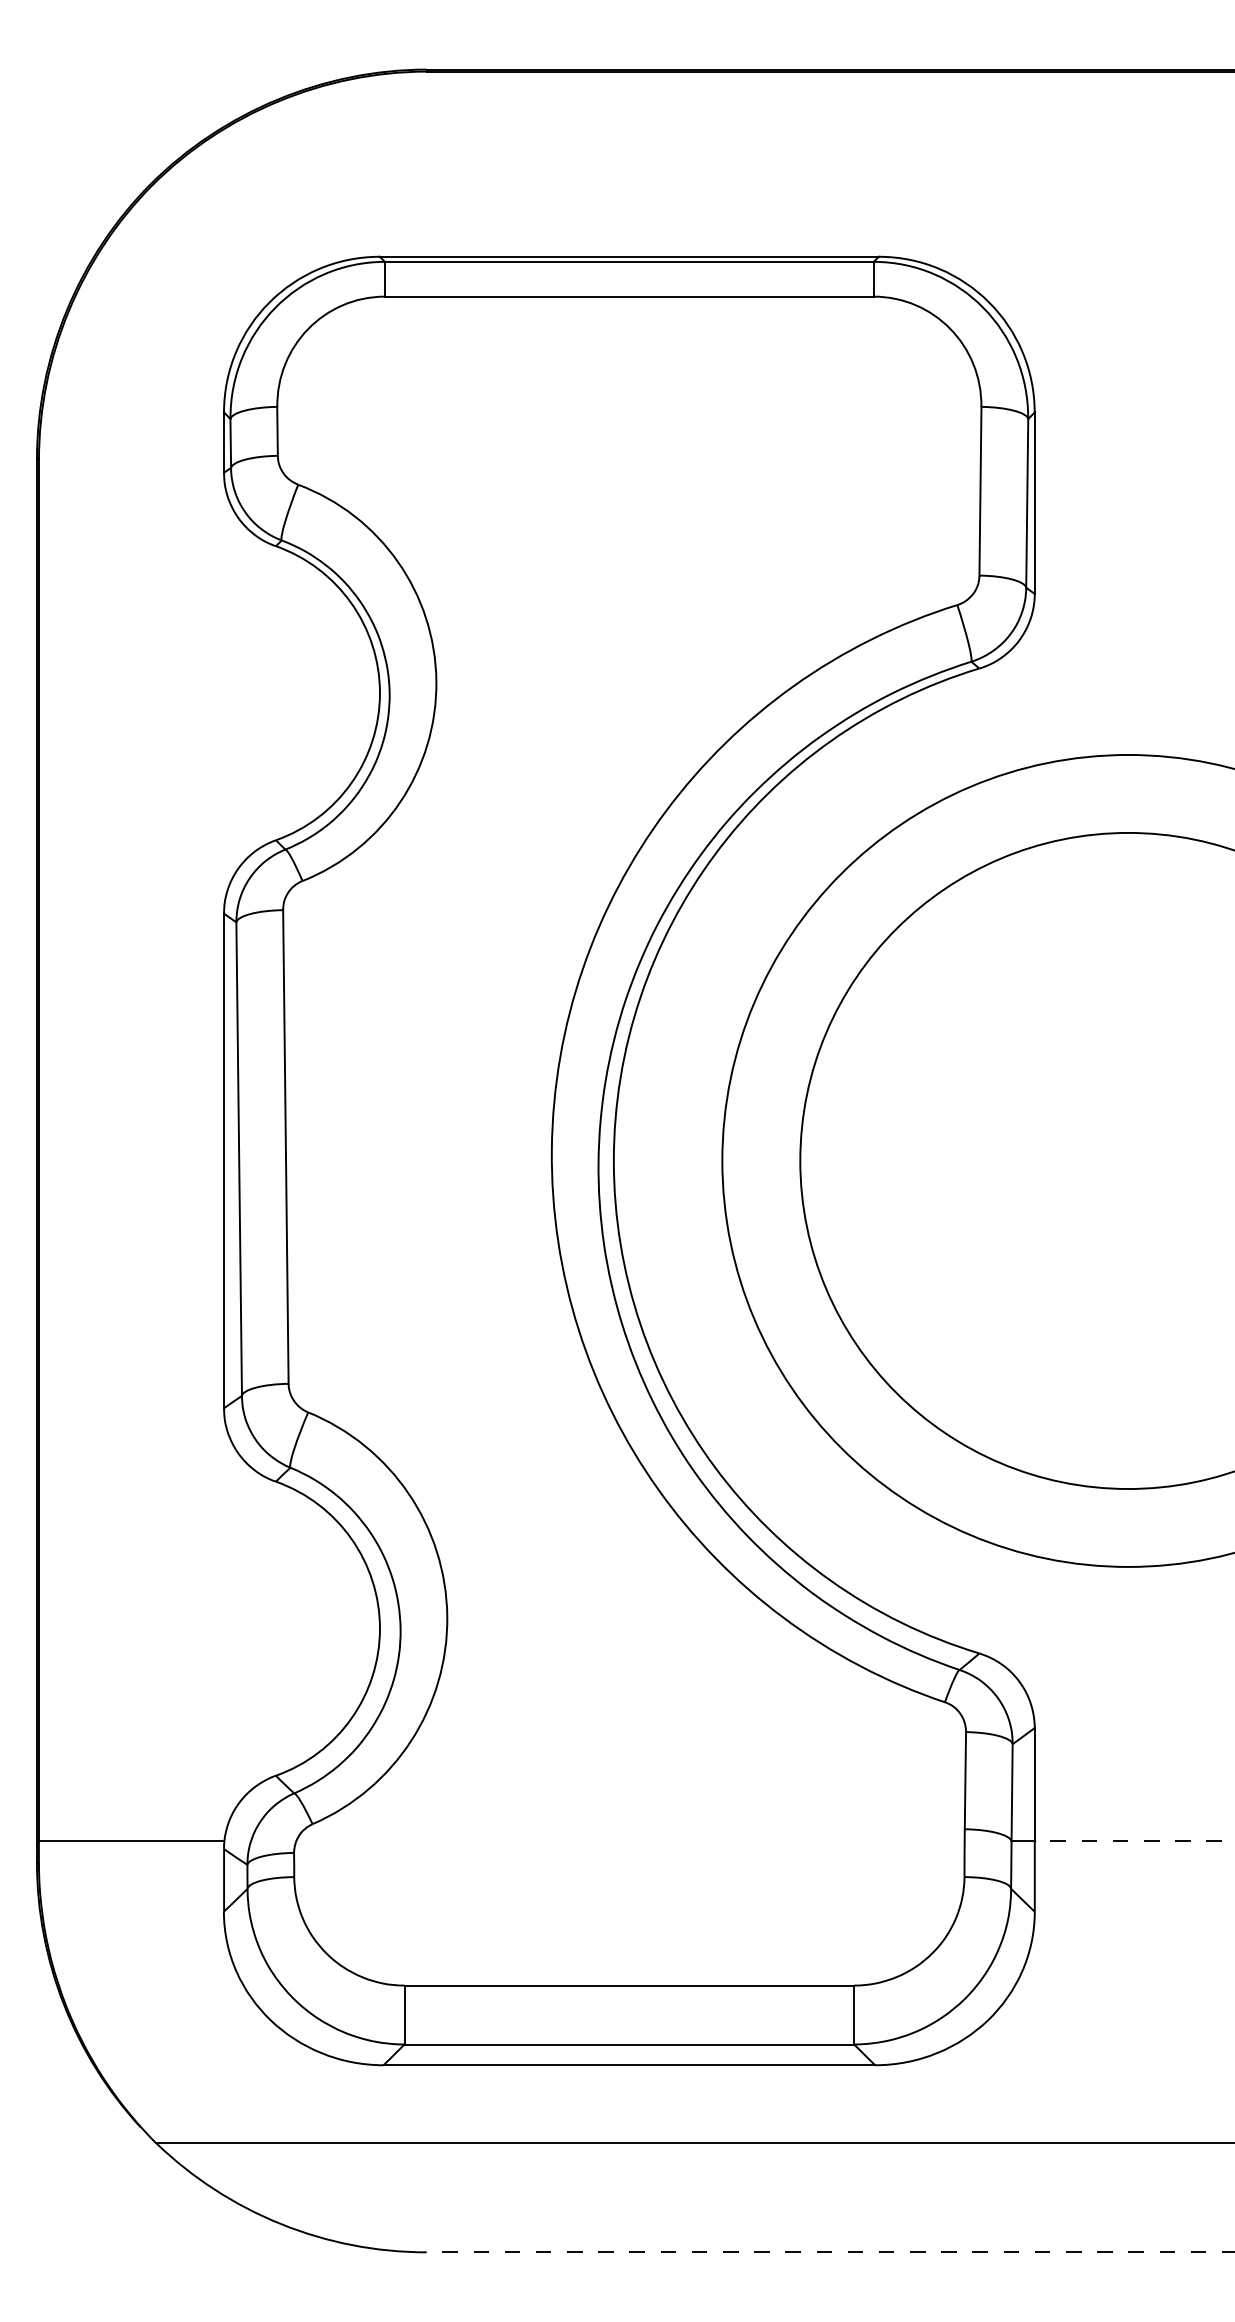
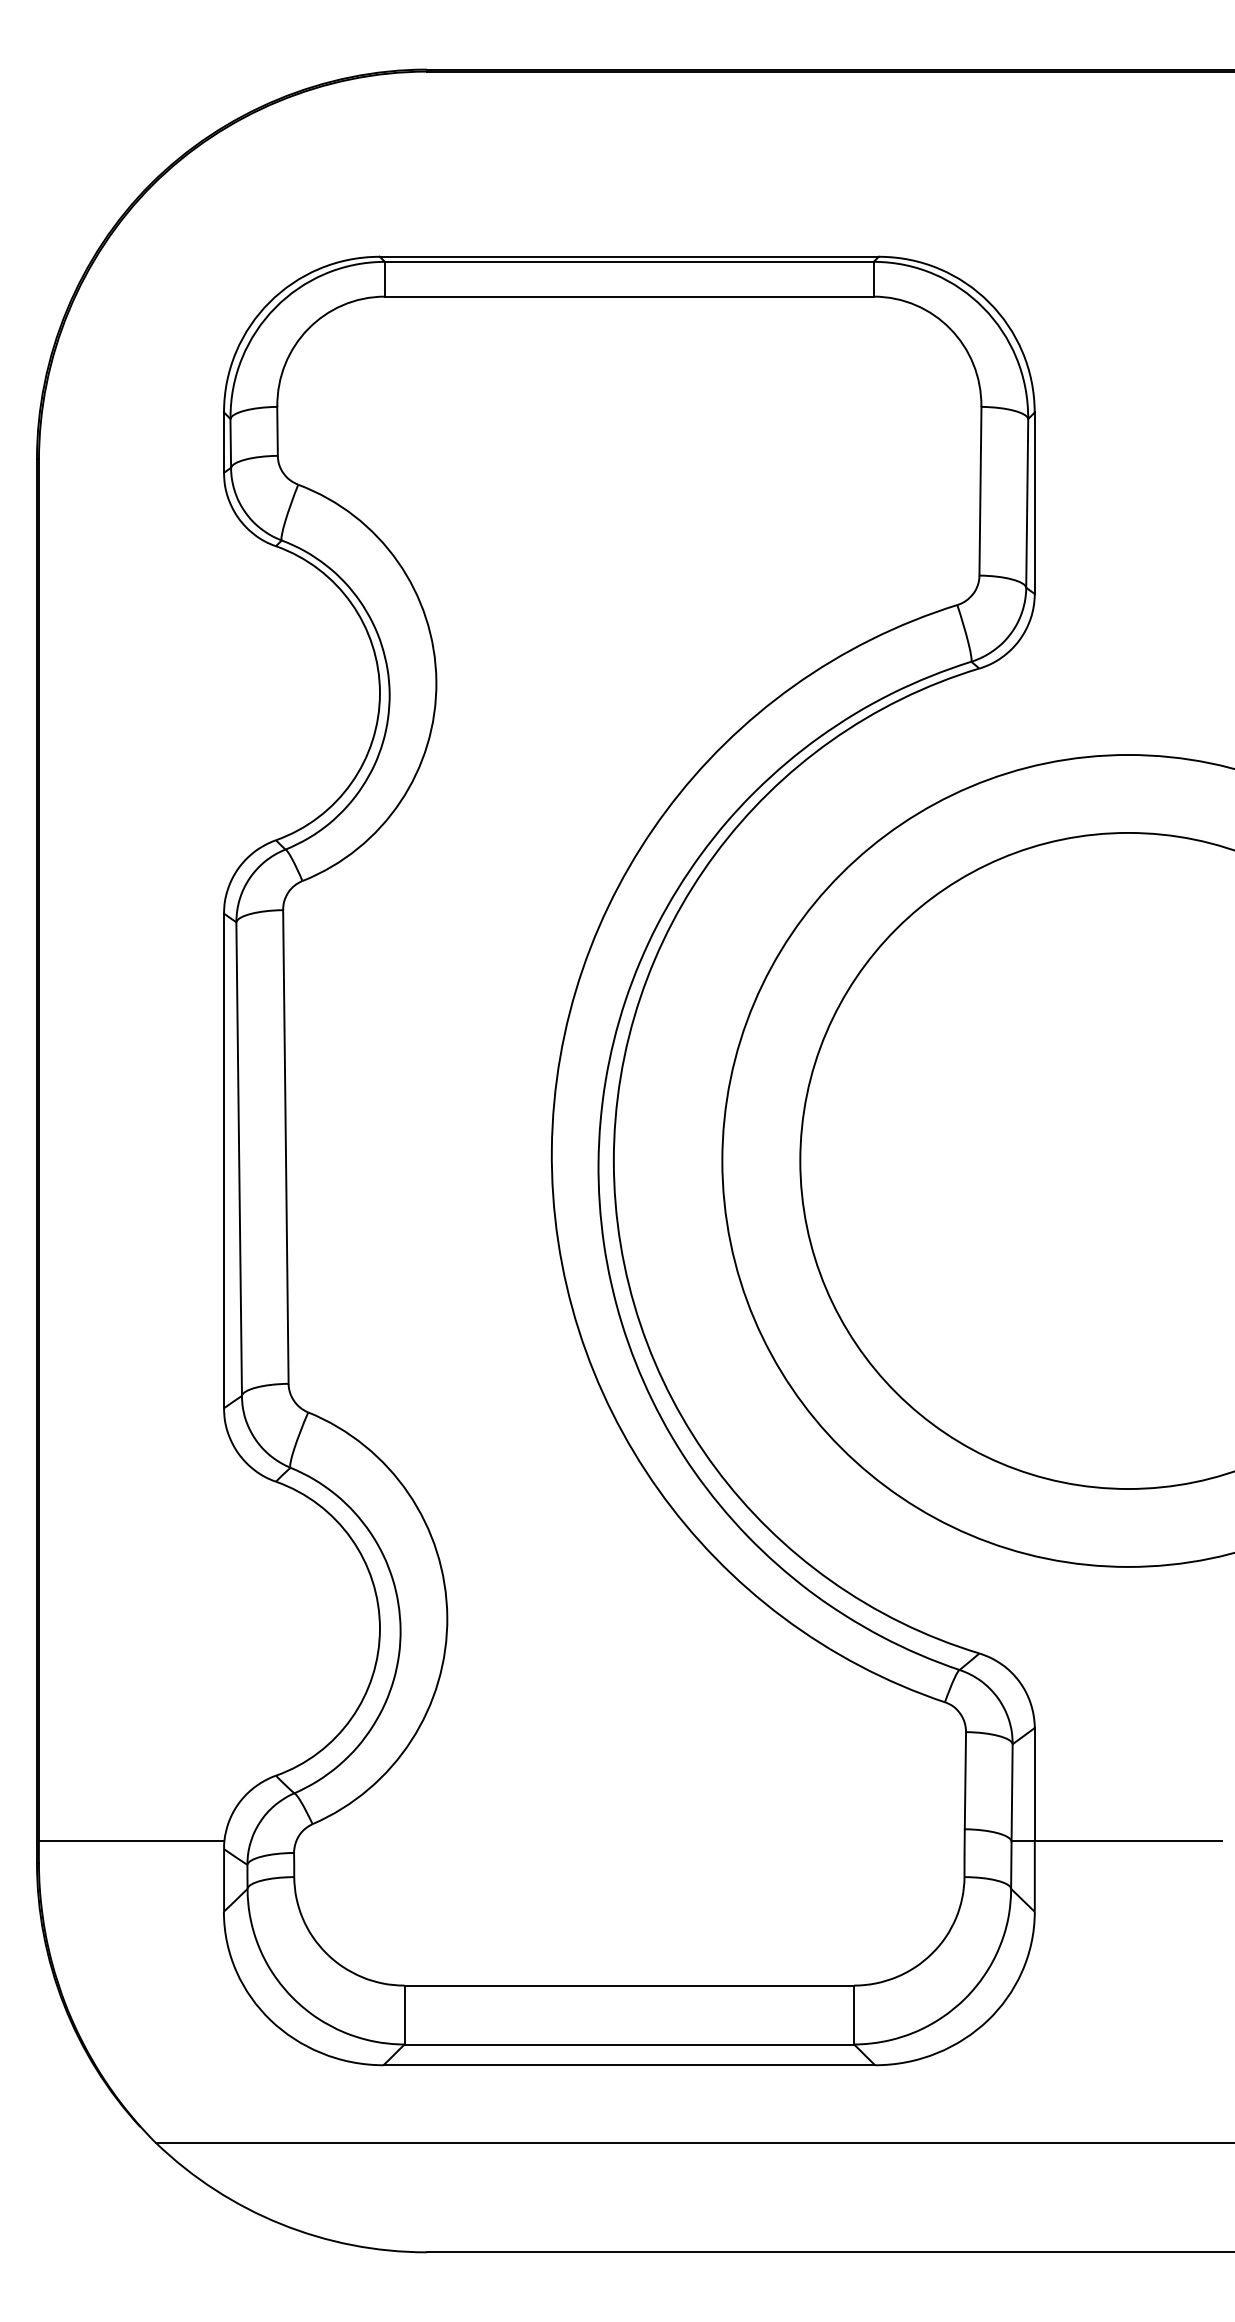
line: dashed -> solid (1128, 1841)
line: dashed -> solid (830, 2252)
